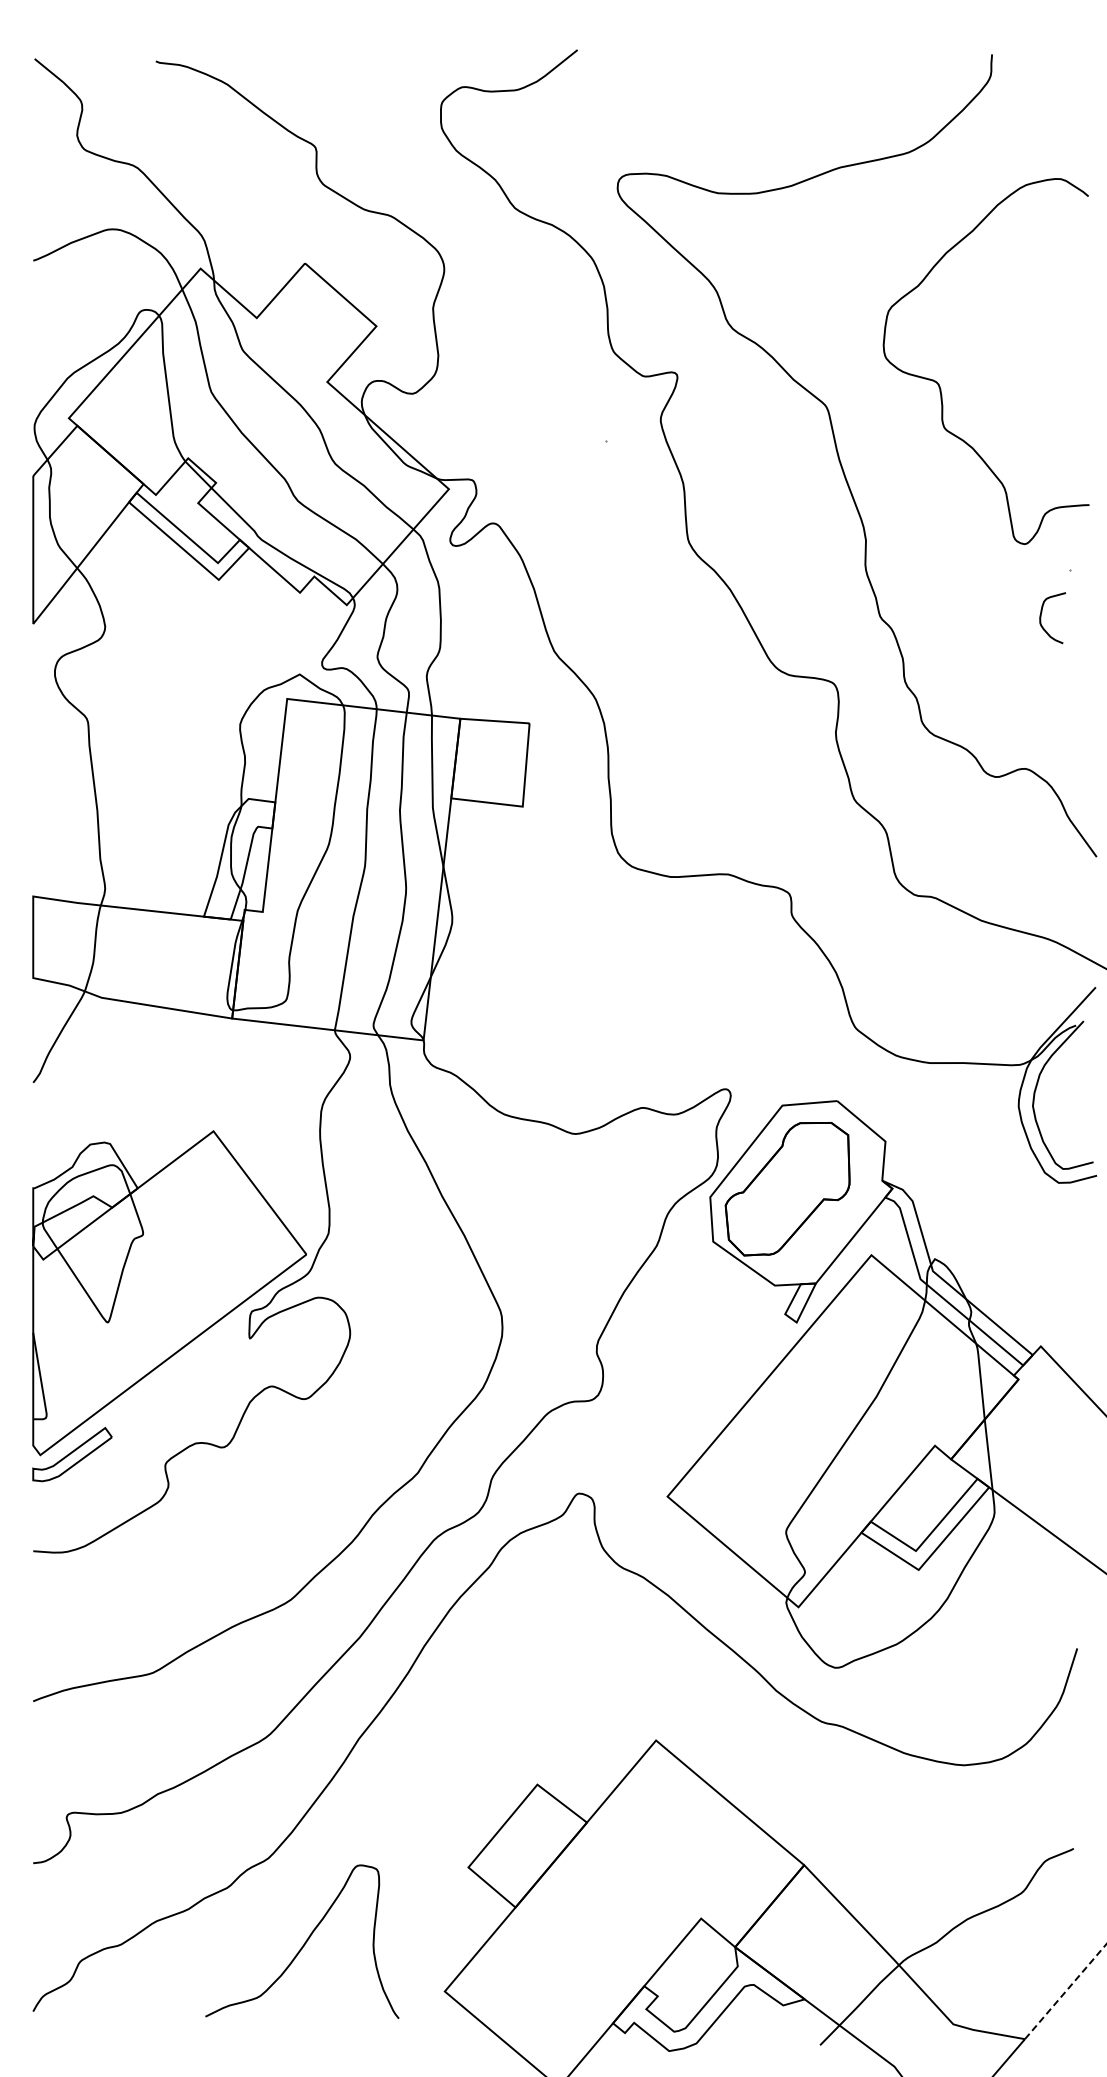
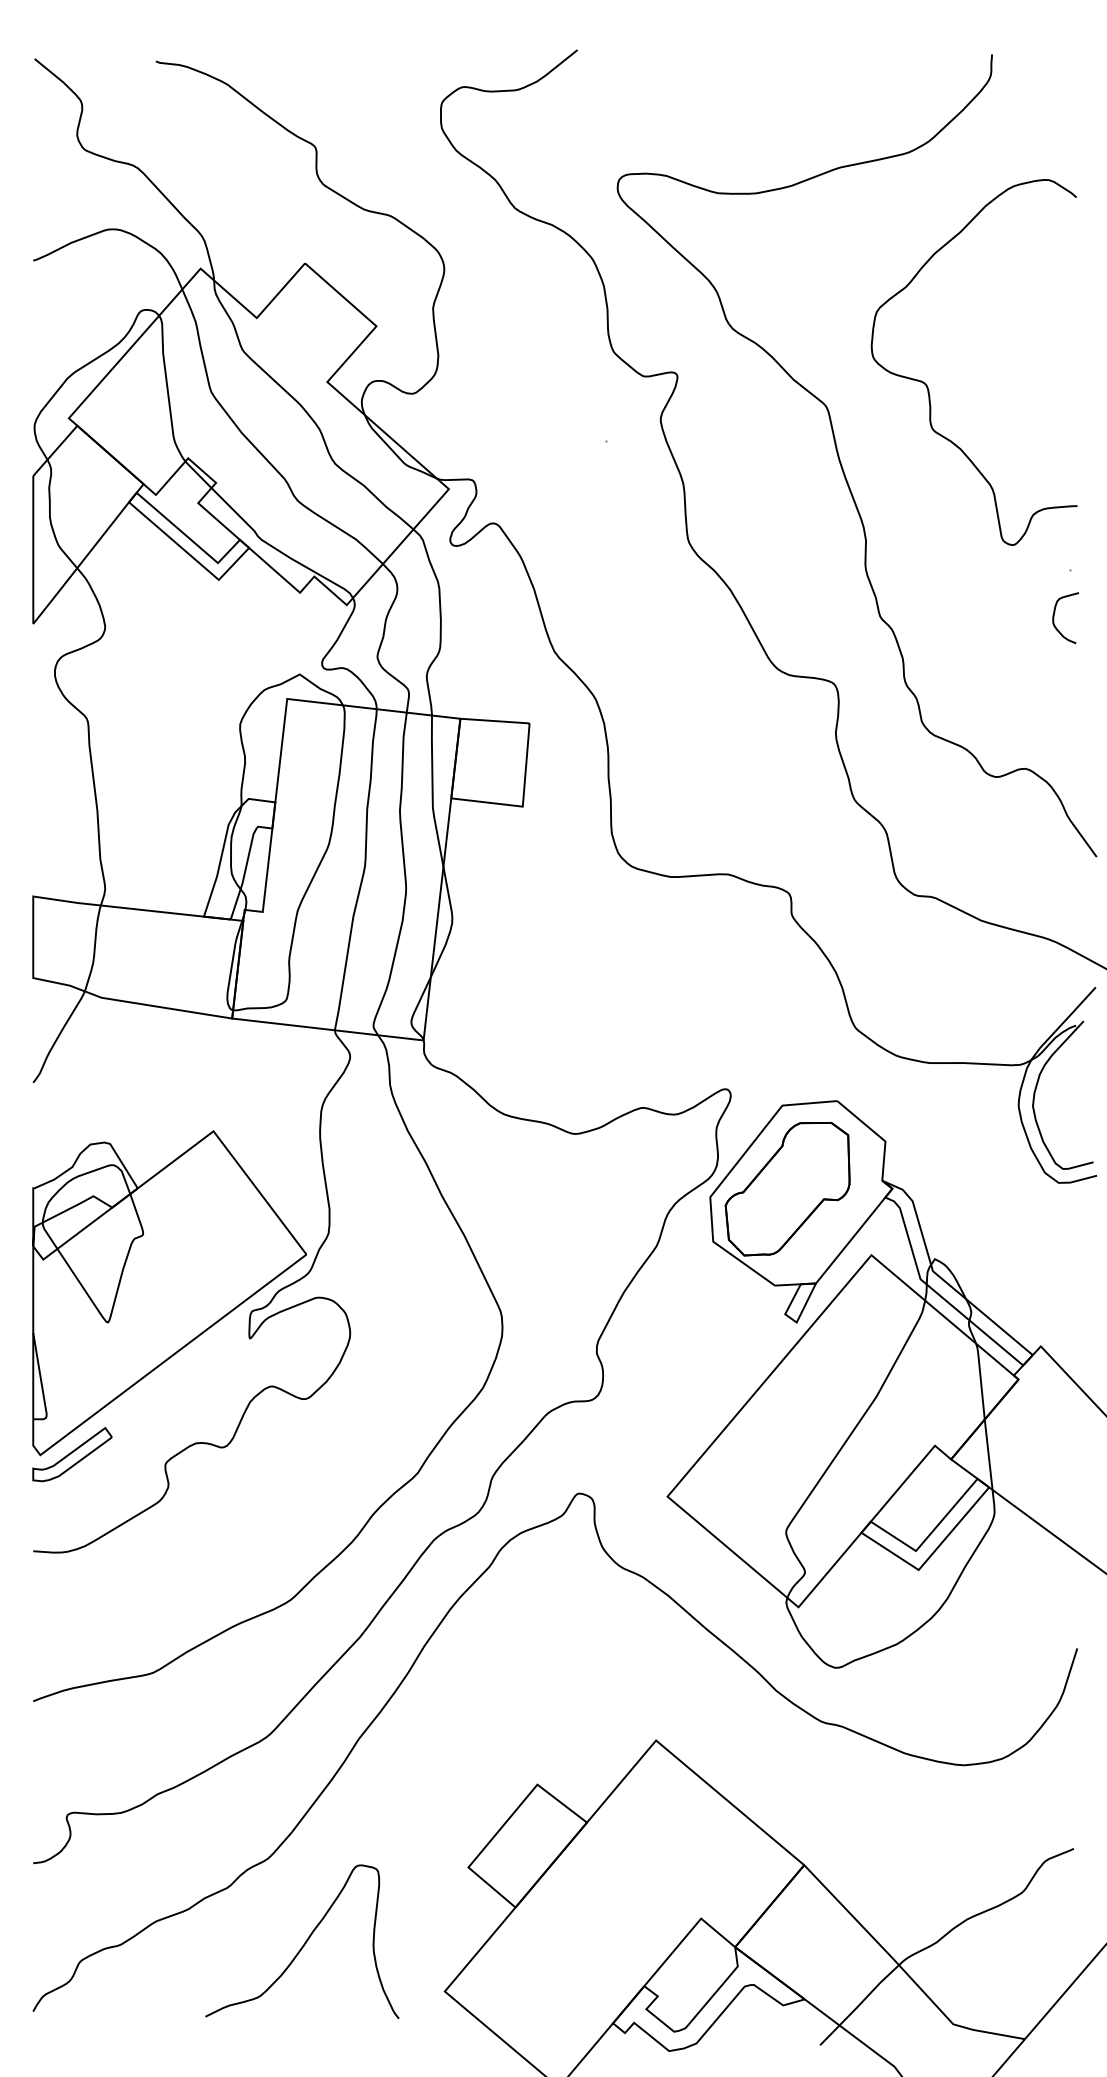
curve position: (939, 384) -> (927, 385) (927, 385)
curve position: (1041, 618) -> (1054, 618) (1054, 618)
line: dashed -> solid (1065, 1991)
